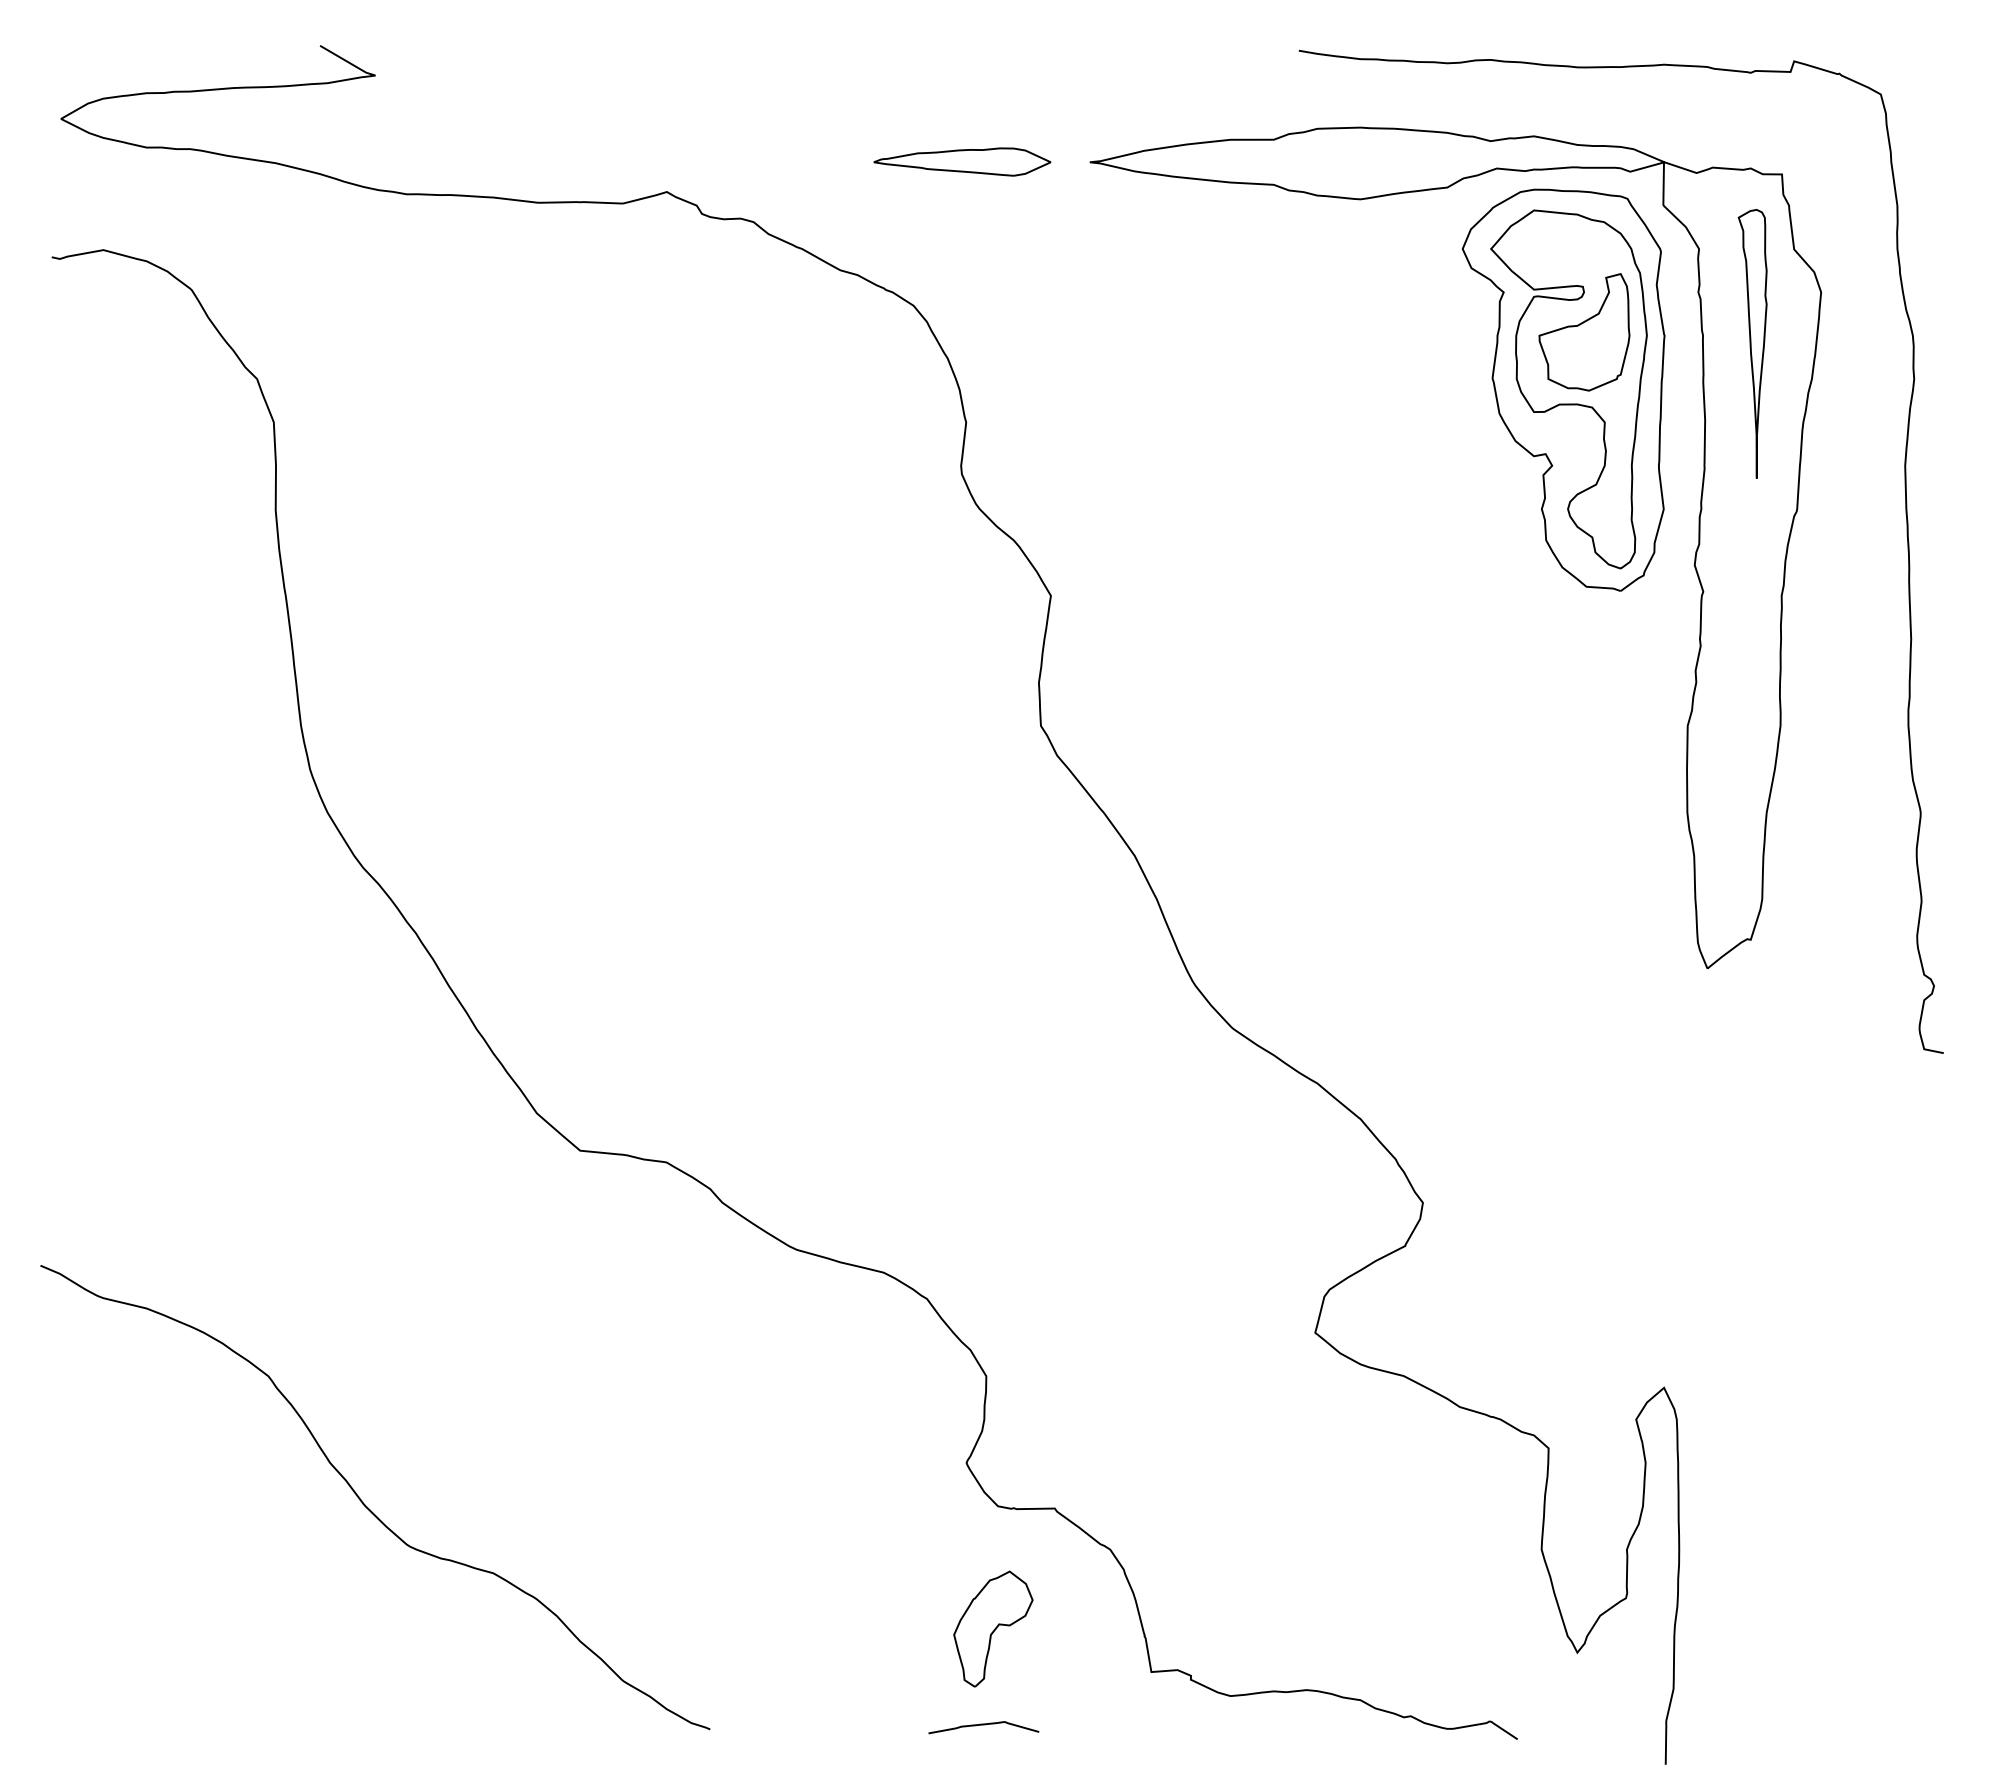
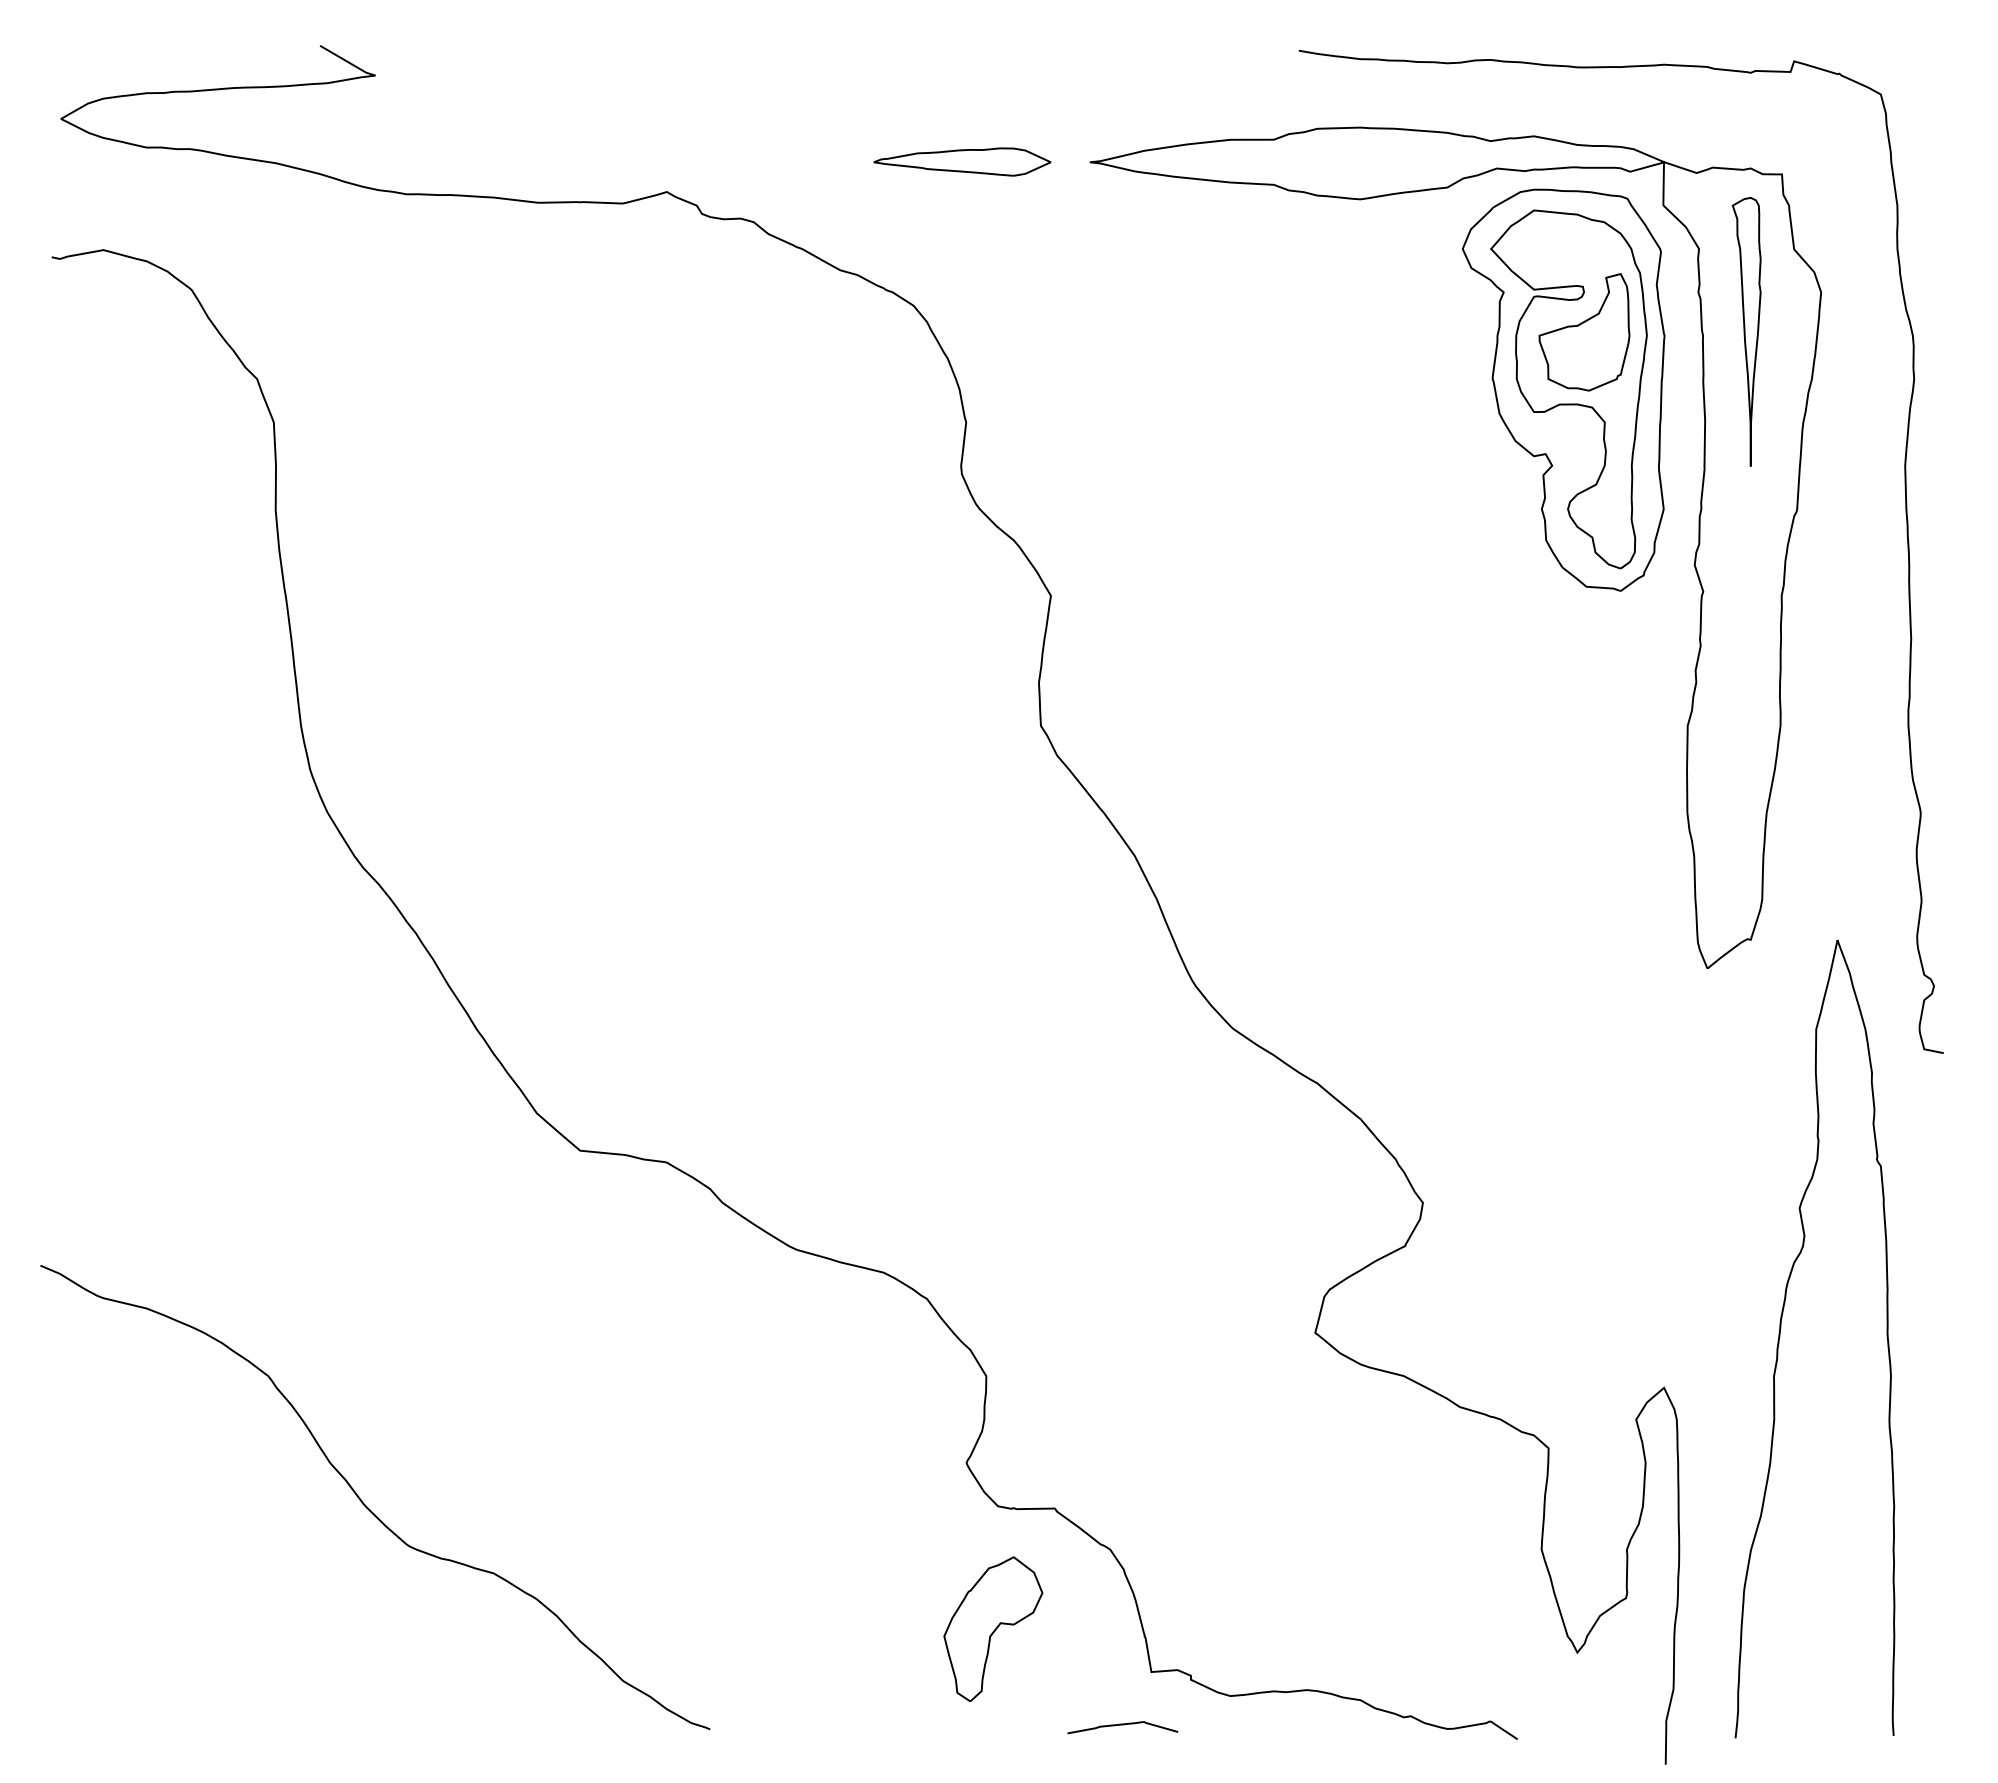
part position: (1752, 343) -> (1746, 331) (1746, 331)
curve: none -> present (1780, 1337)
part size: 81x118 px -> 101x146 px (993, 1628)
curve position: (983, 1725) -> (1122, 1725) (1122, 1725)
